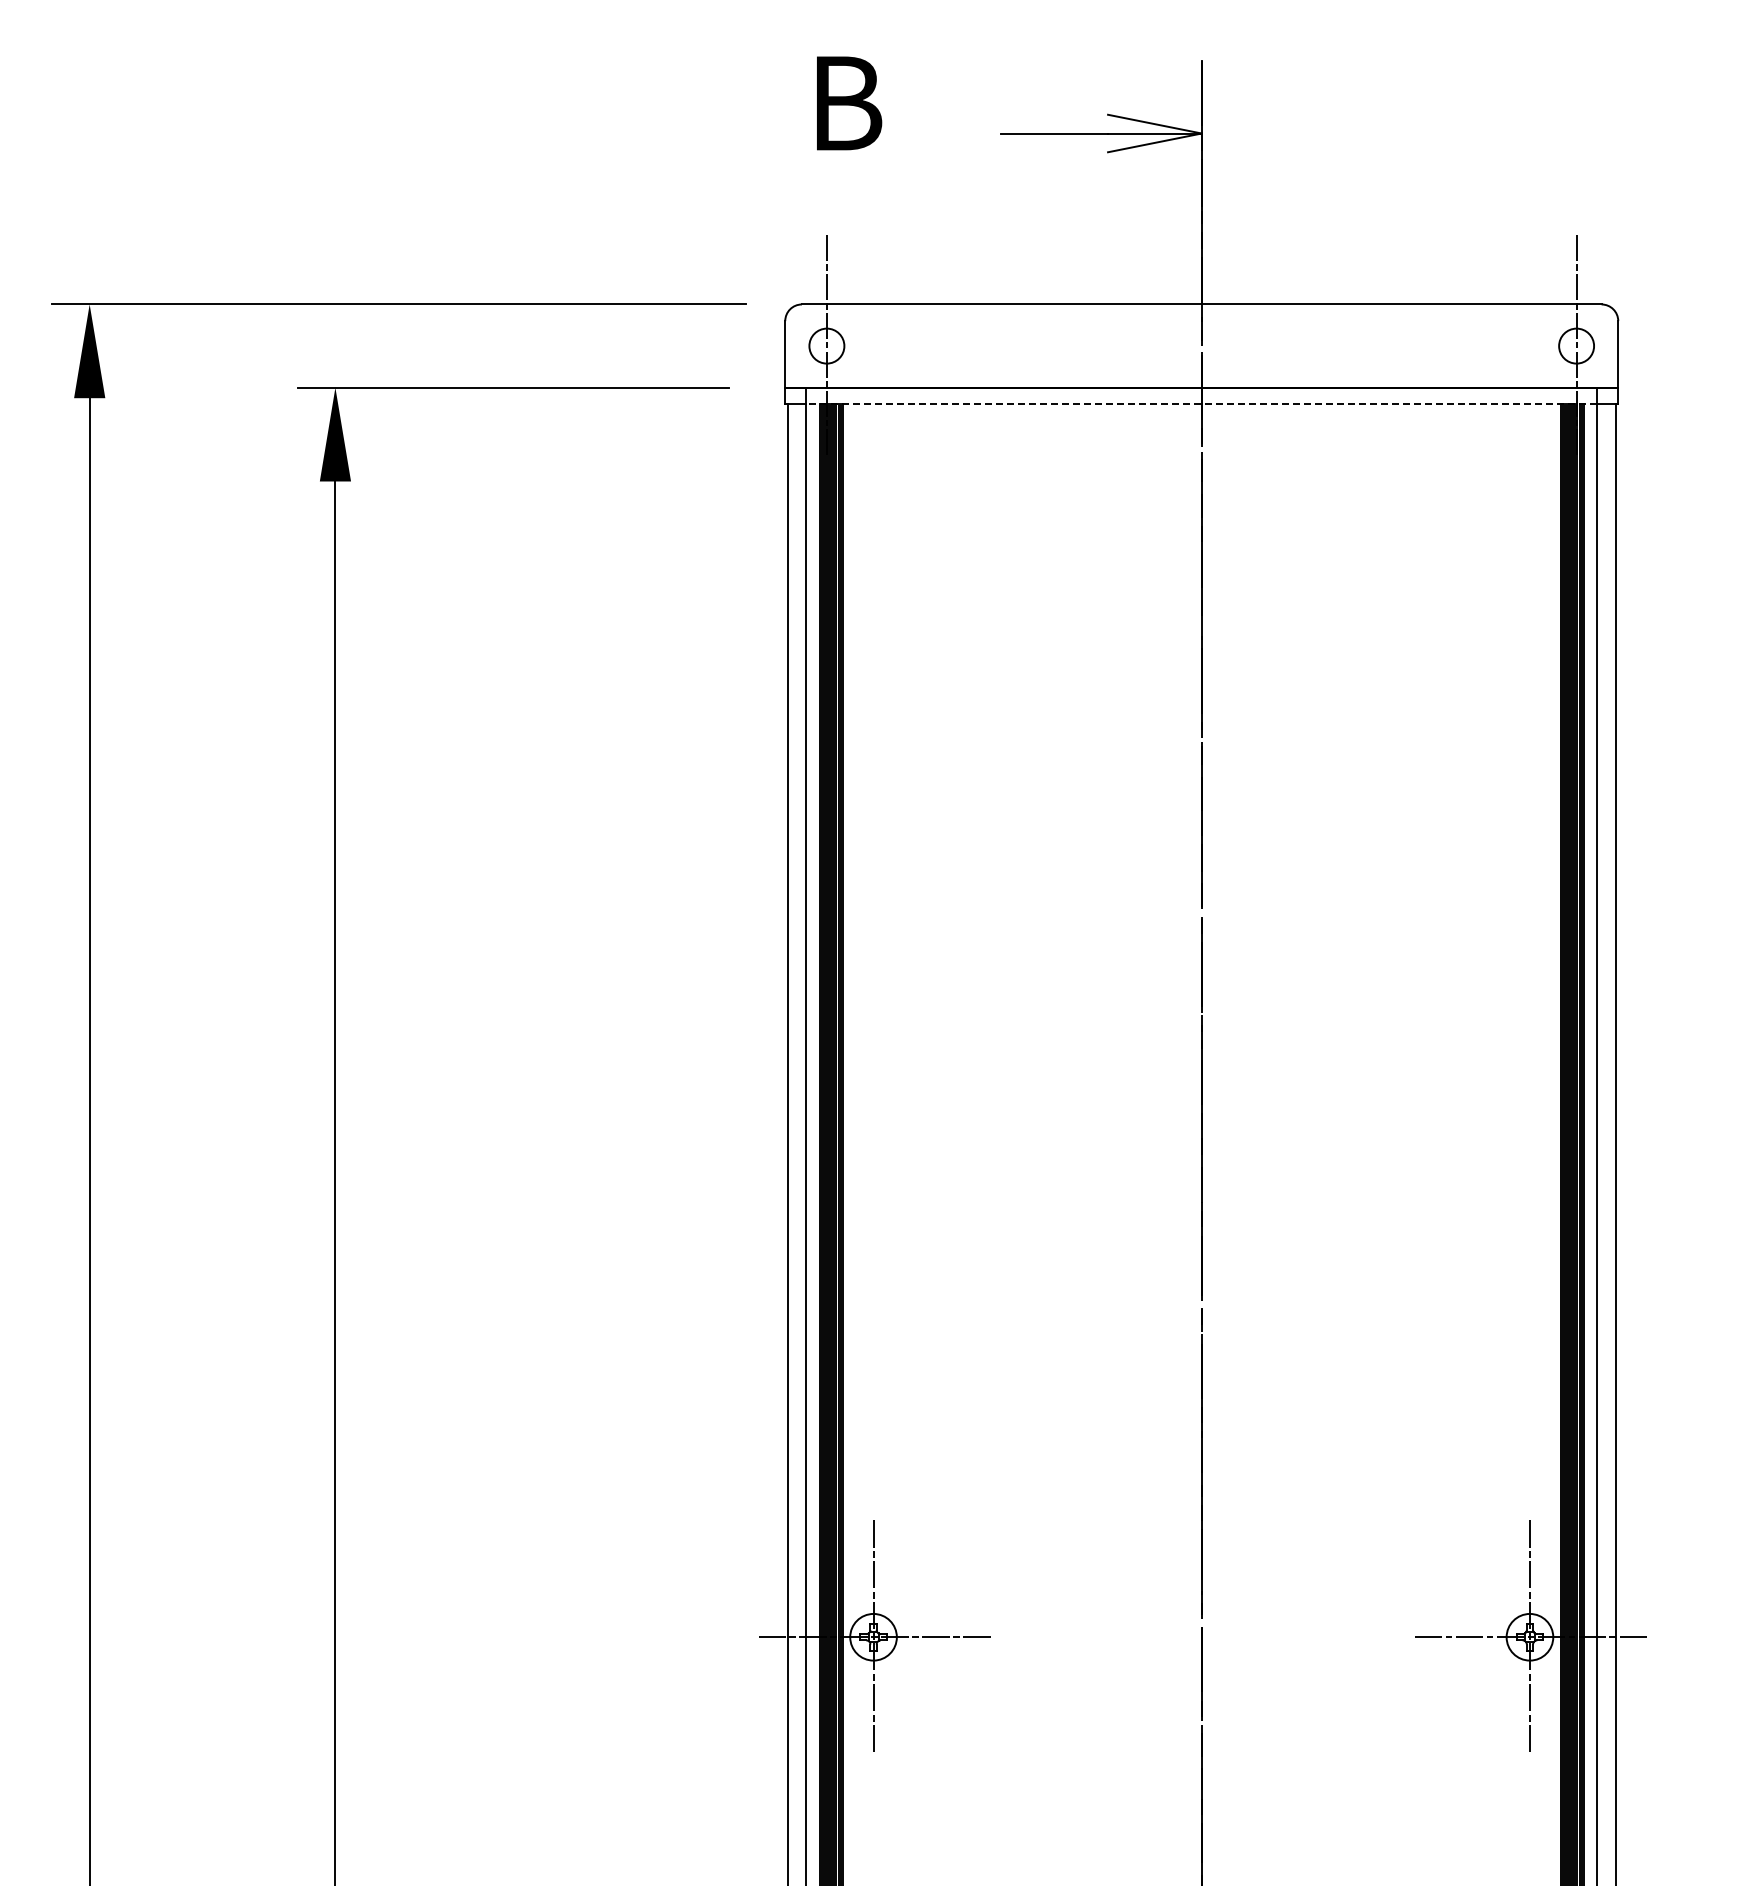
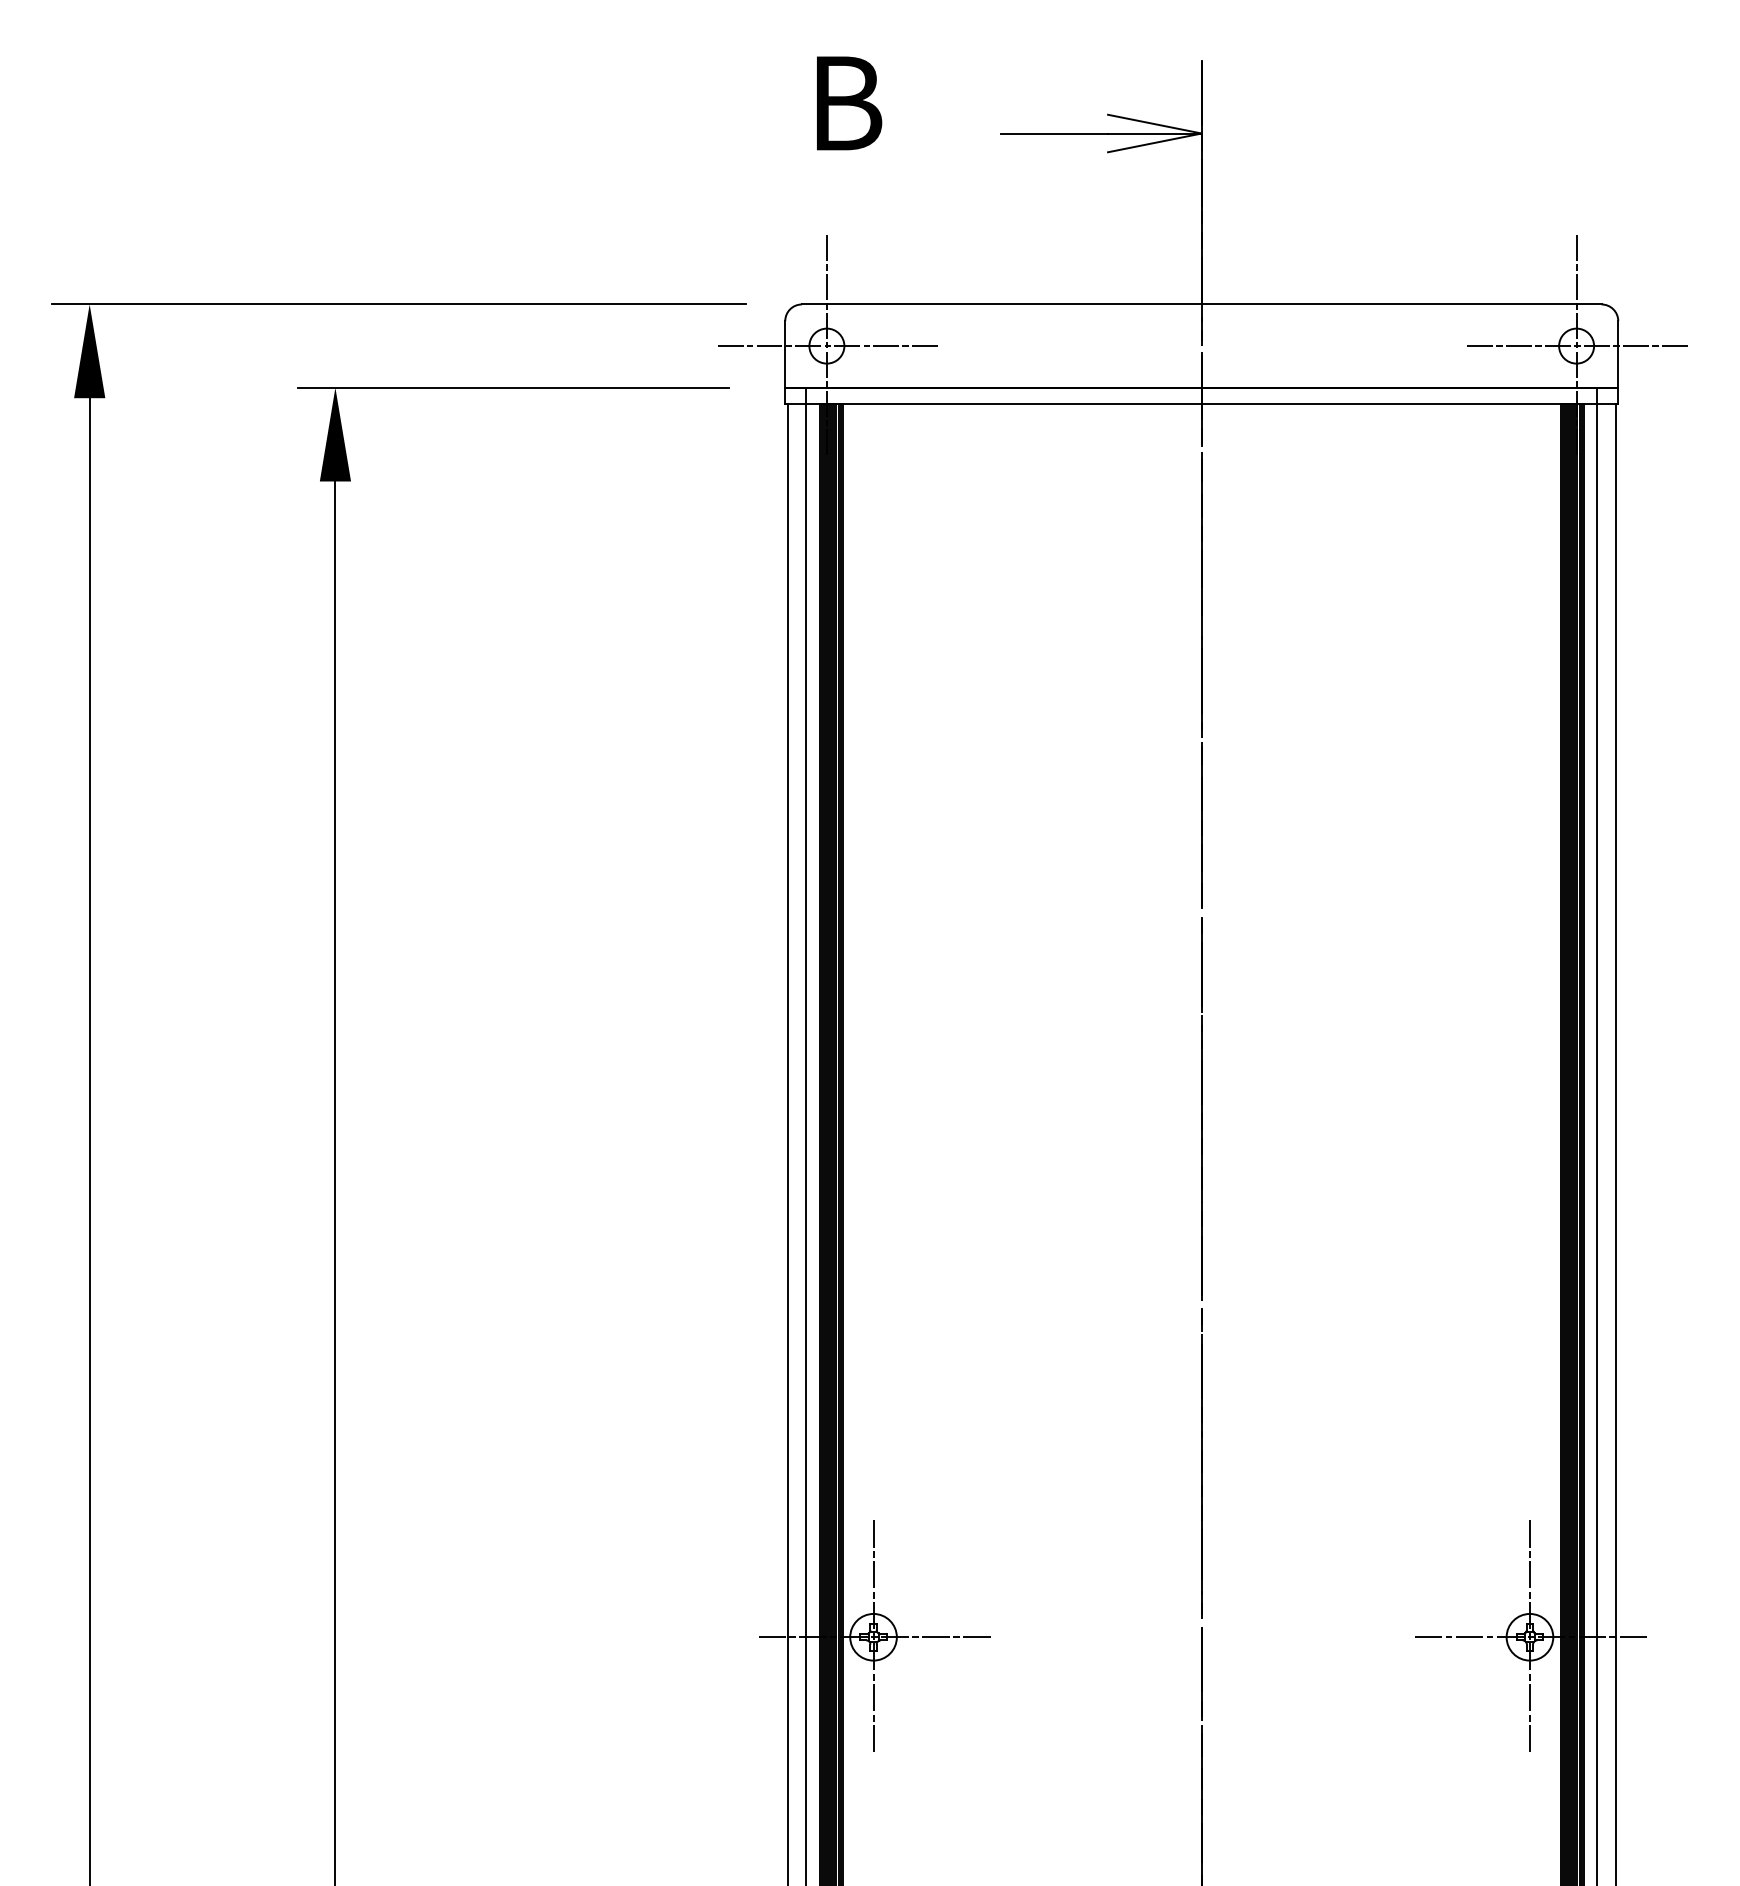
line: none -> present (826, 346)
line: none -> present (1576, 346)
line: dashed -> solid (1201, 404)
